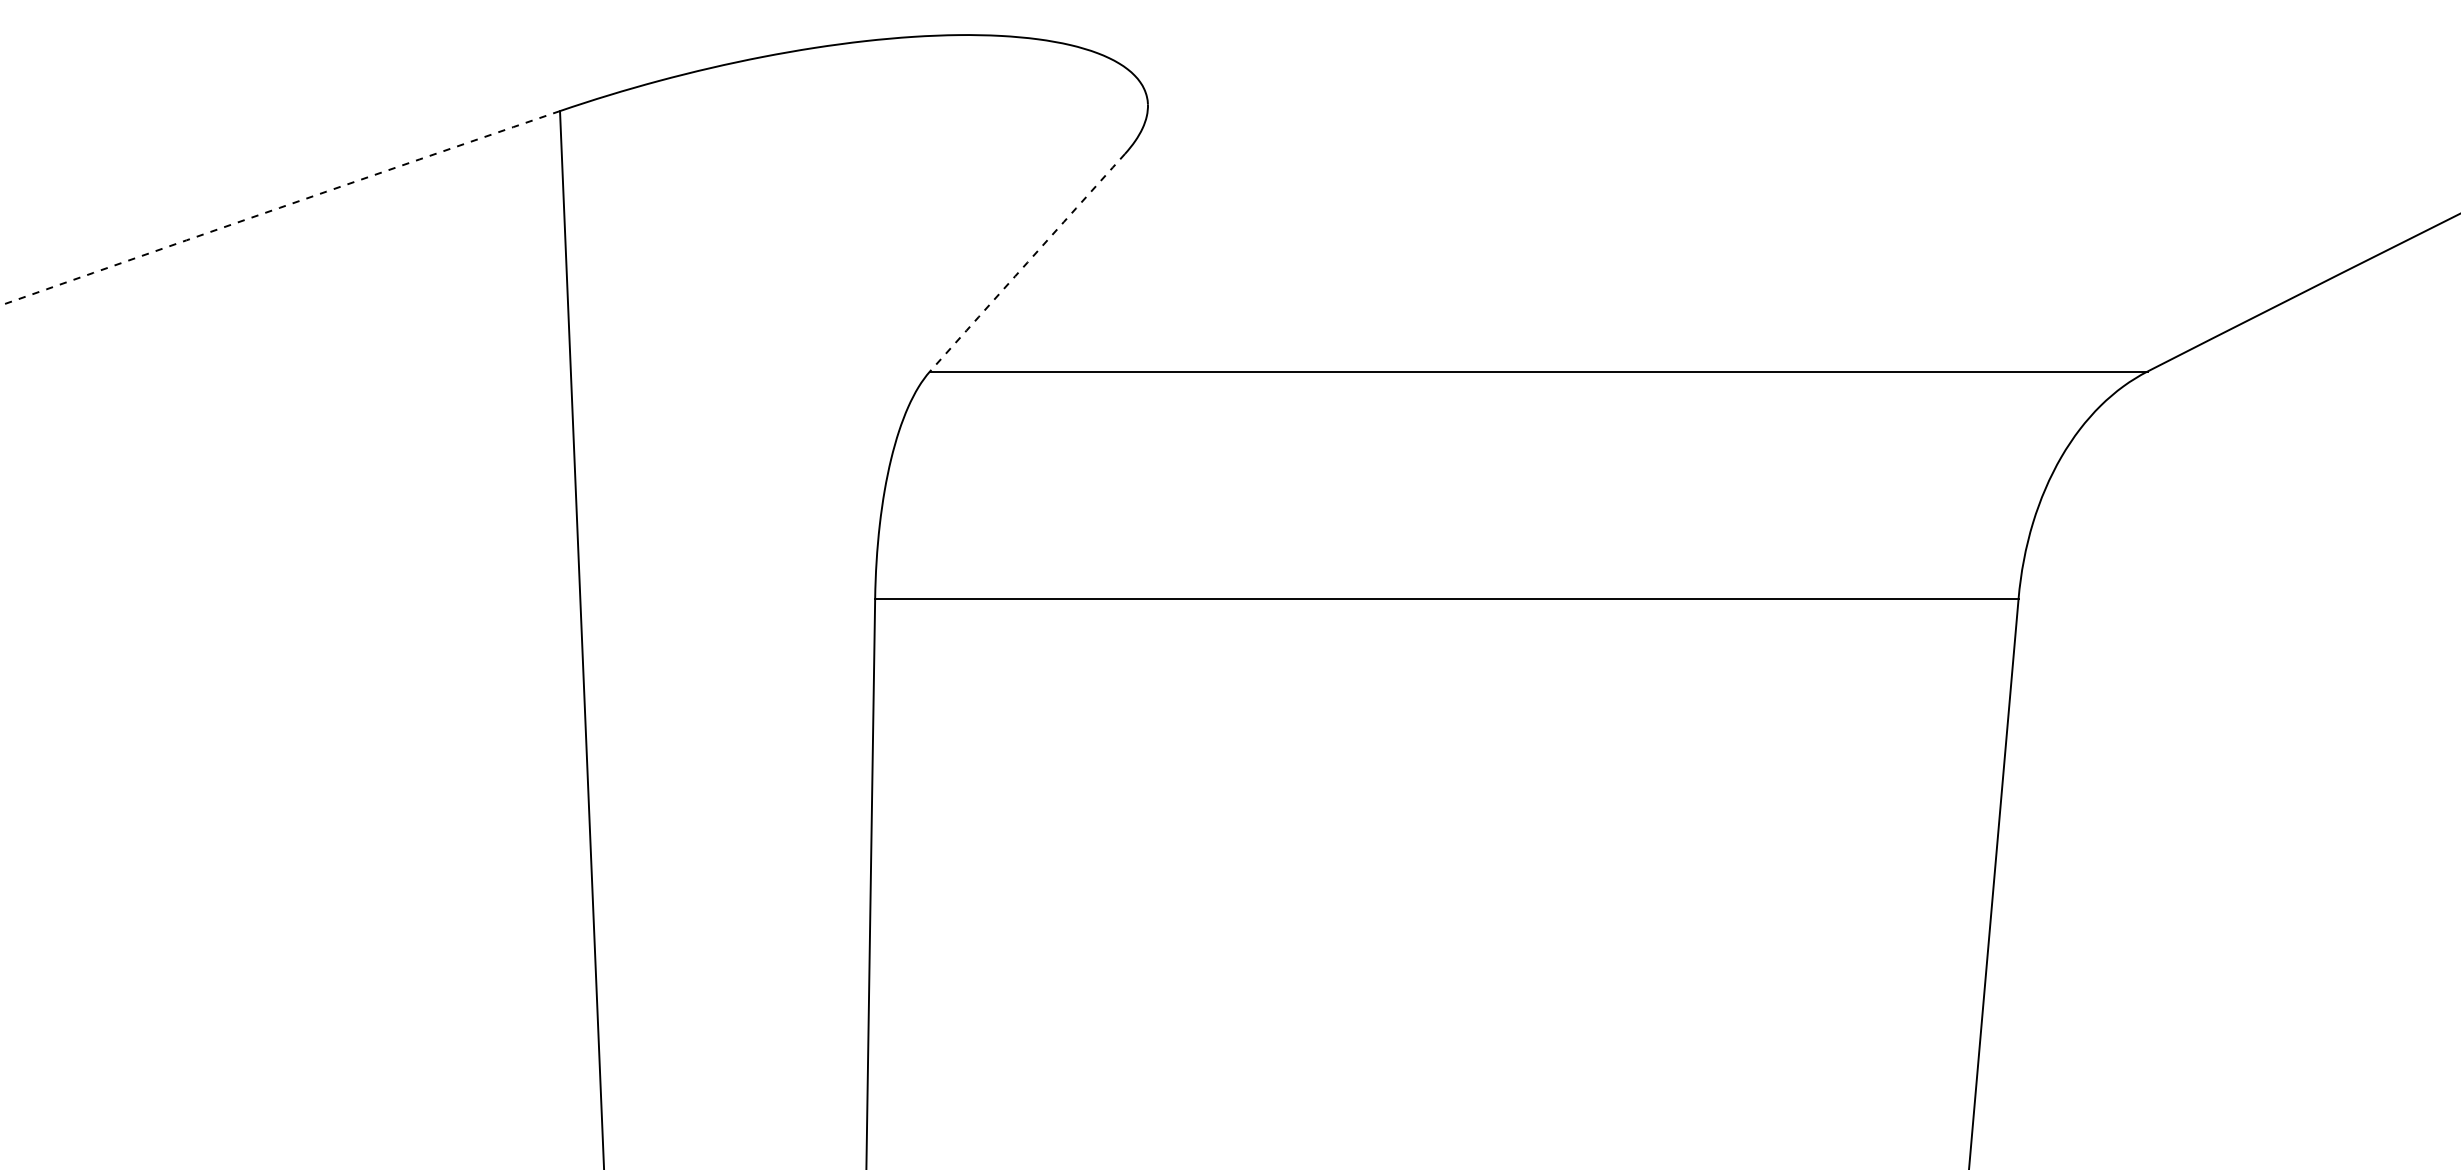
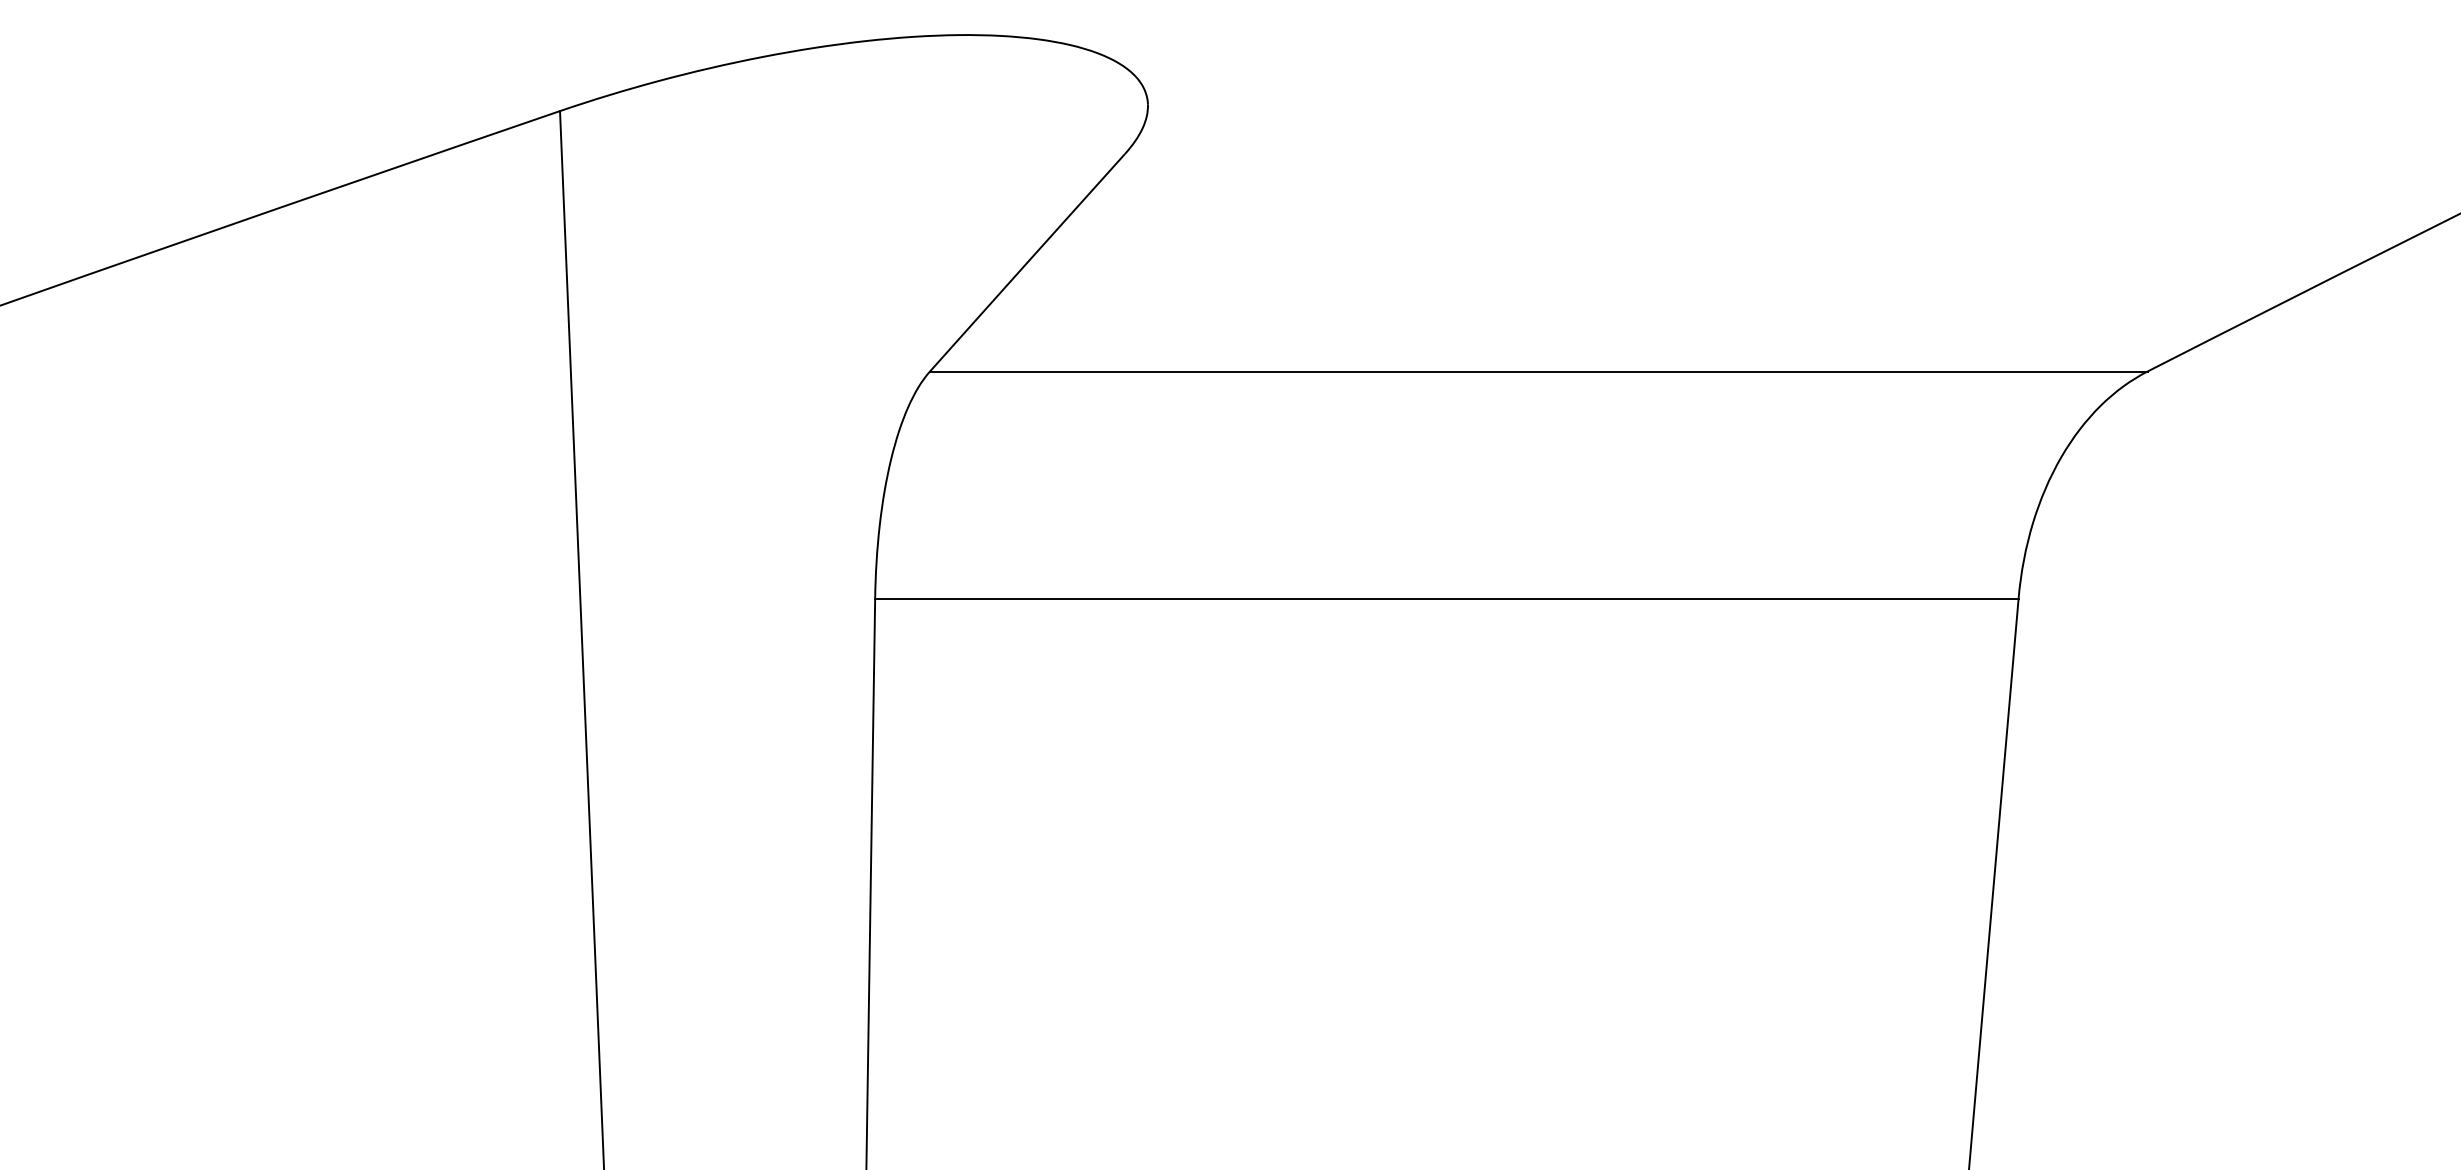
arc: dashed -> solid (278, 208)
arc: dashed -> solid (1027, 262)
